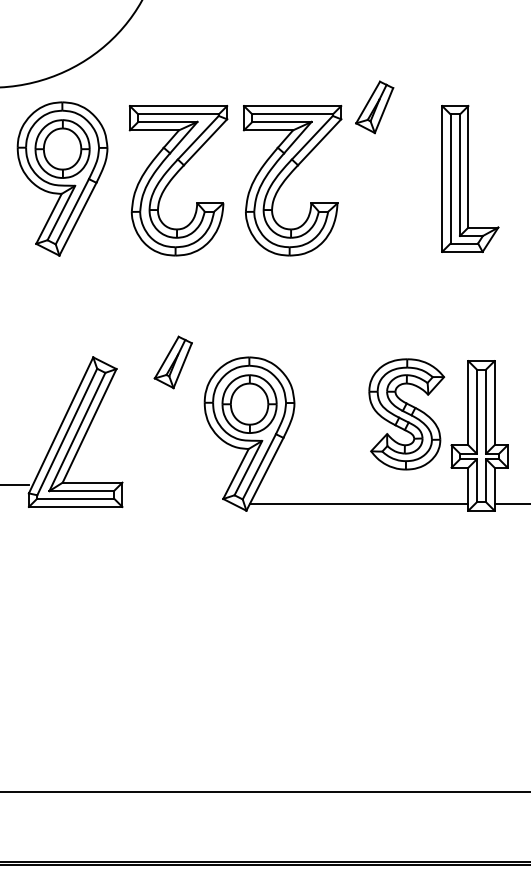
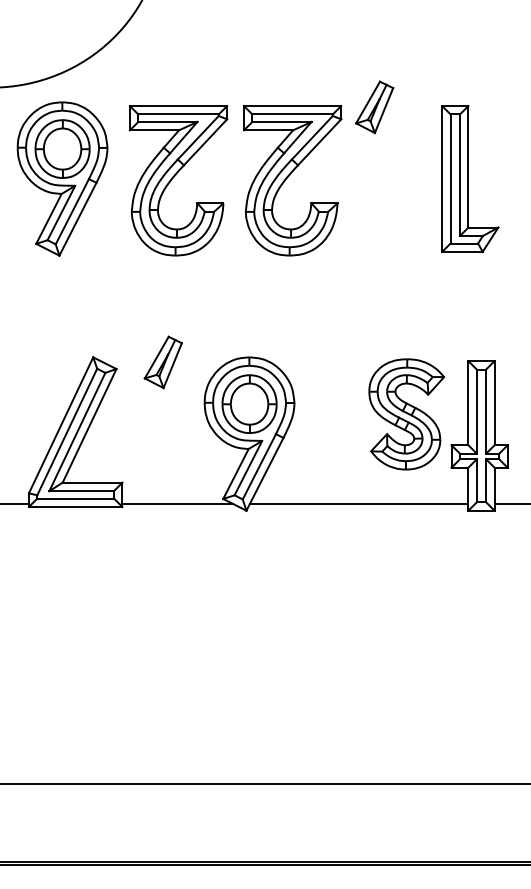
part position: (172, 362) -> (162, 362) (162, 362)
line position: (15, 485) -> (15, 504) (15, 504)
line: none -> present (177, 504)
line position: (264, 792) -> (264, 784) (264, 784)
